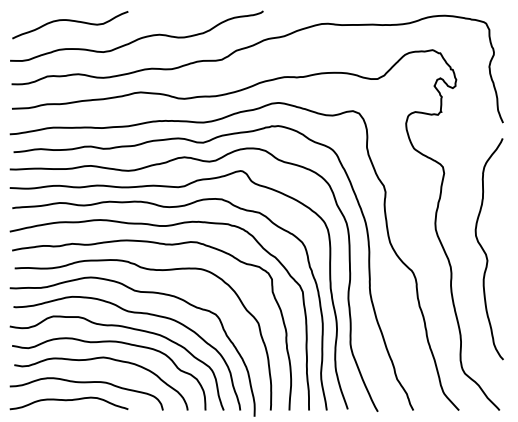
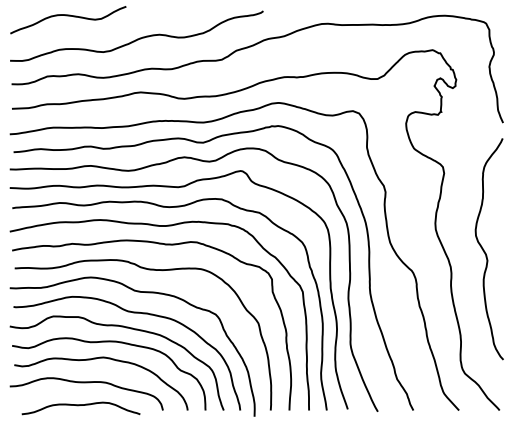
curve position: (70, 21) -> (68, 16) (68, 16)
curve position: (67, 401) -> (79, 406) (79, 406)
